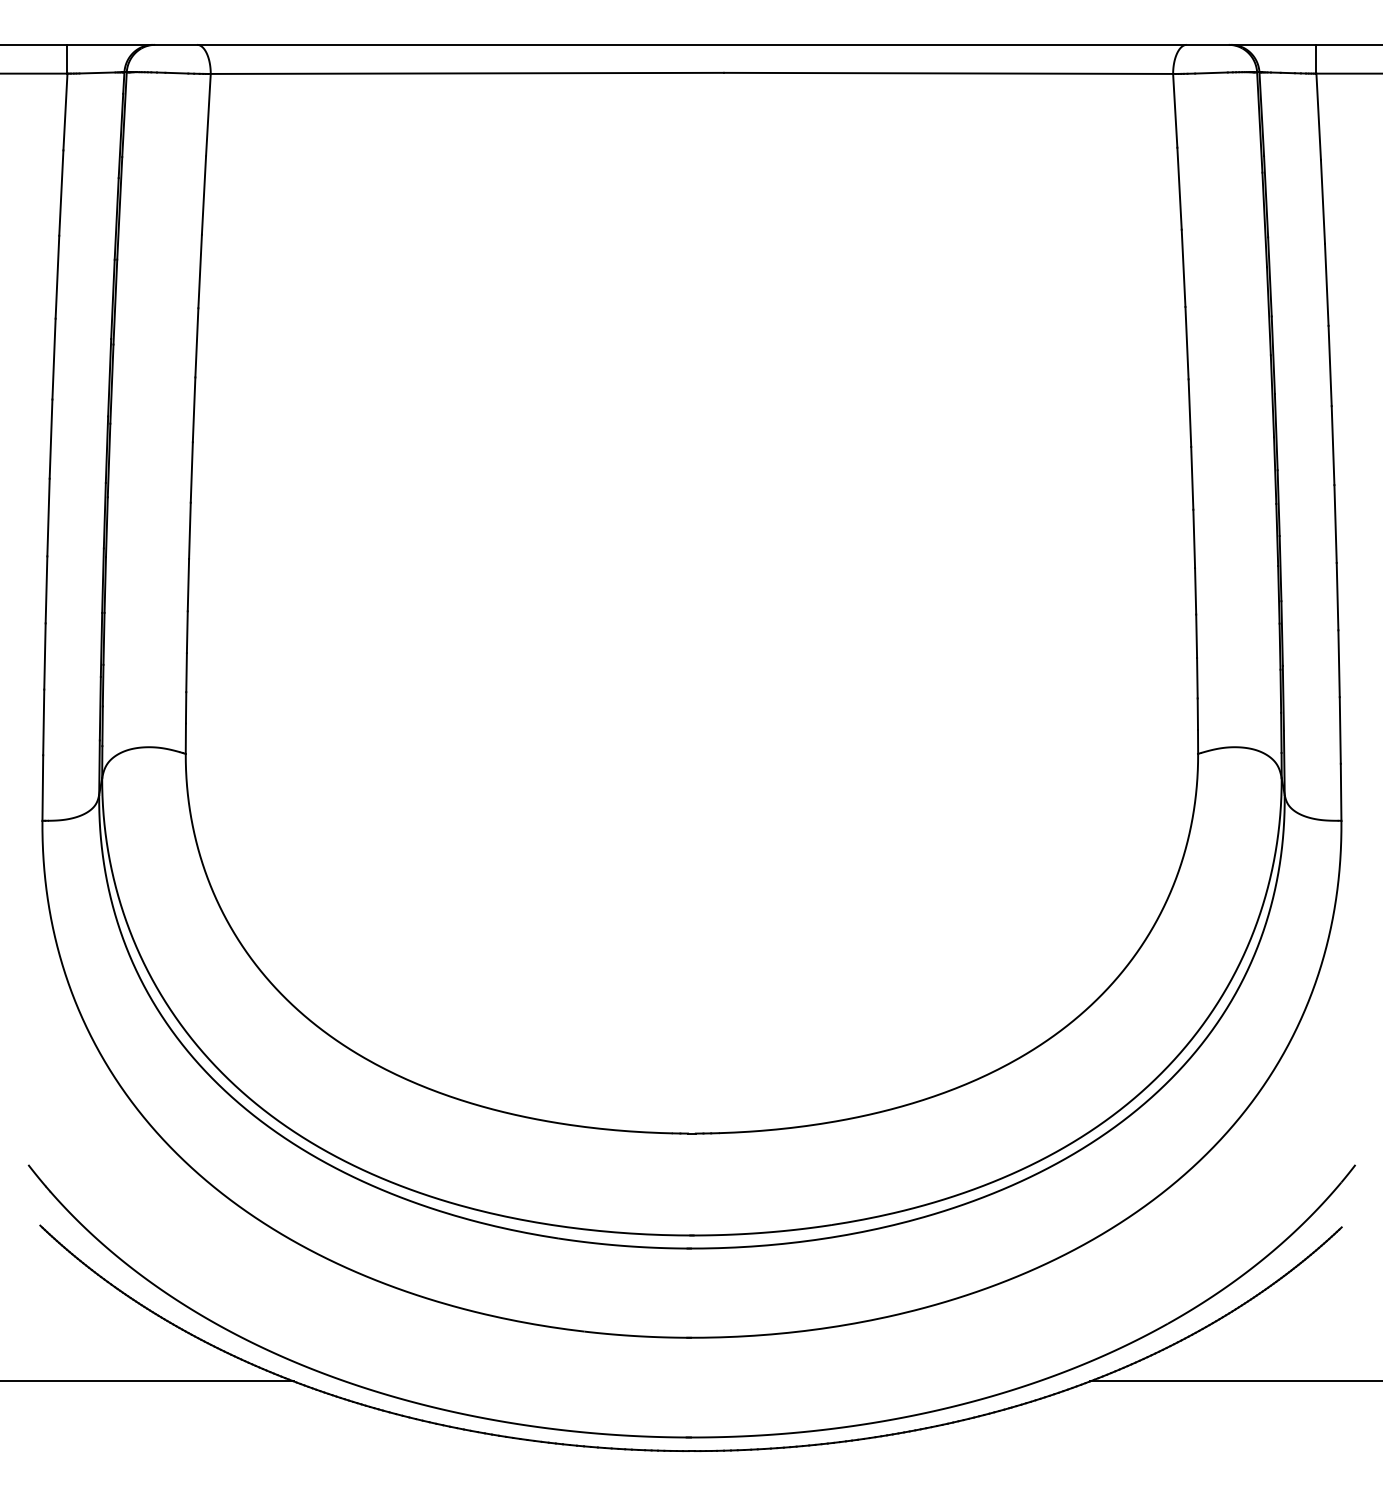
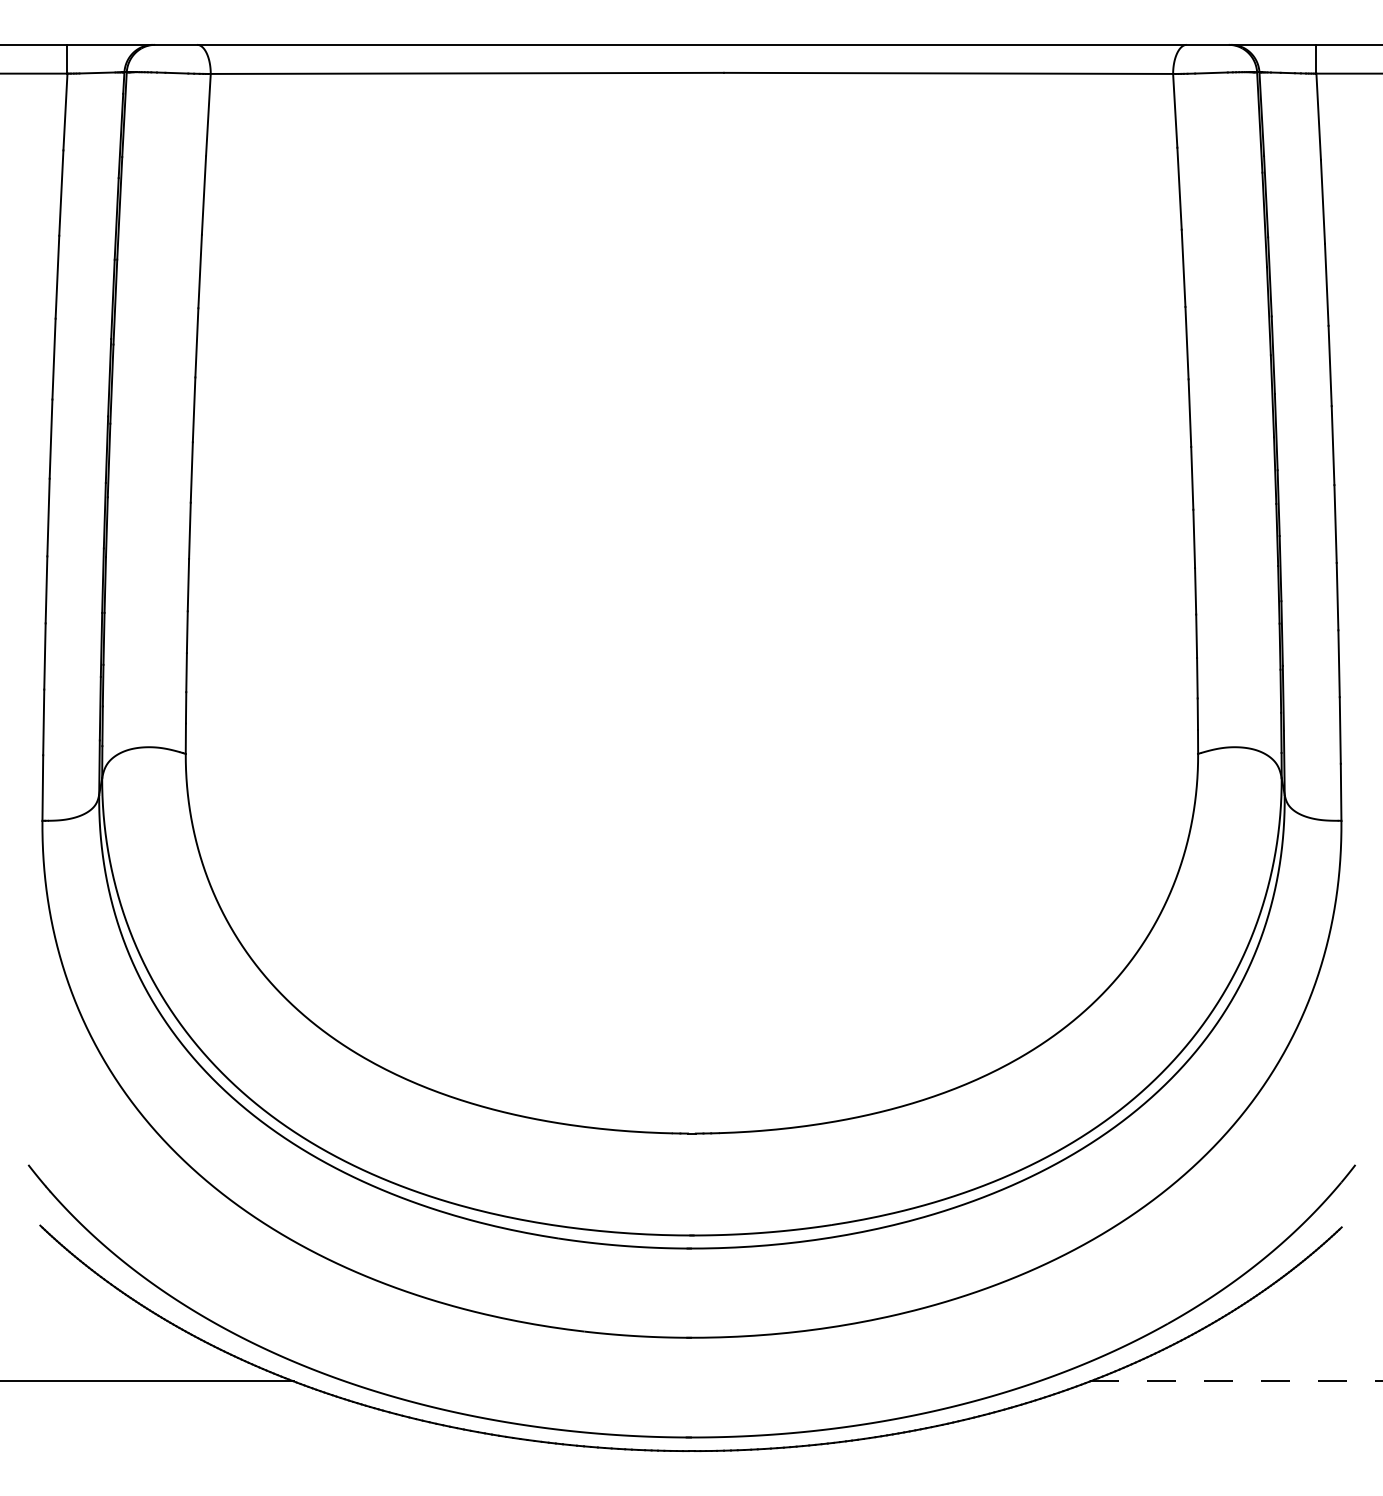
line: solid -> dashed (1236, 1381)
